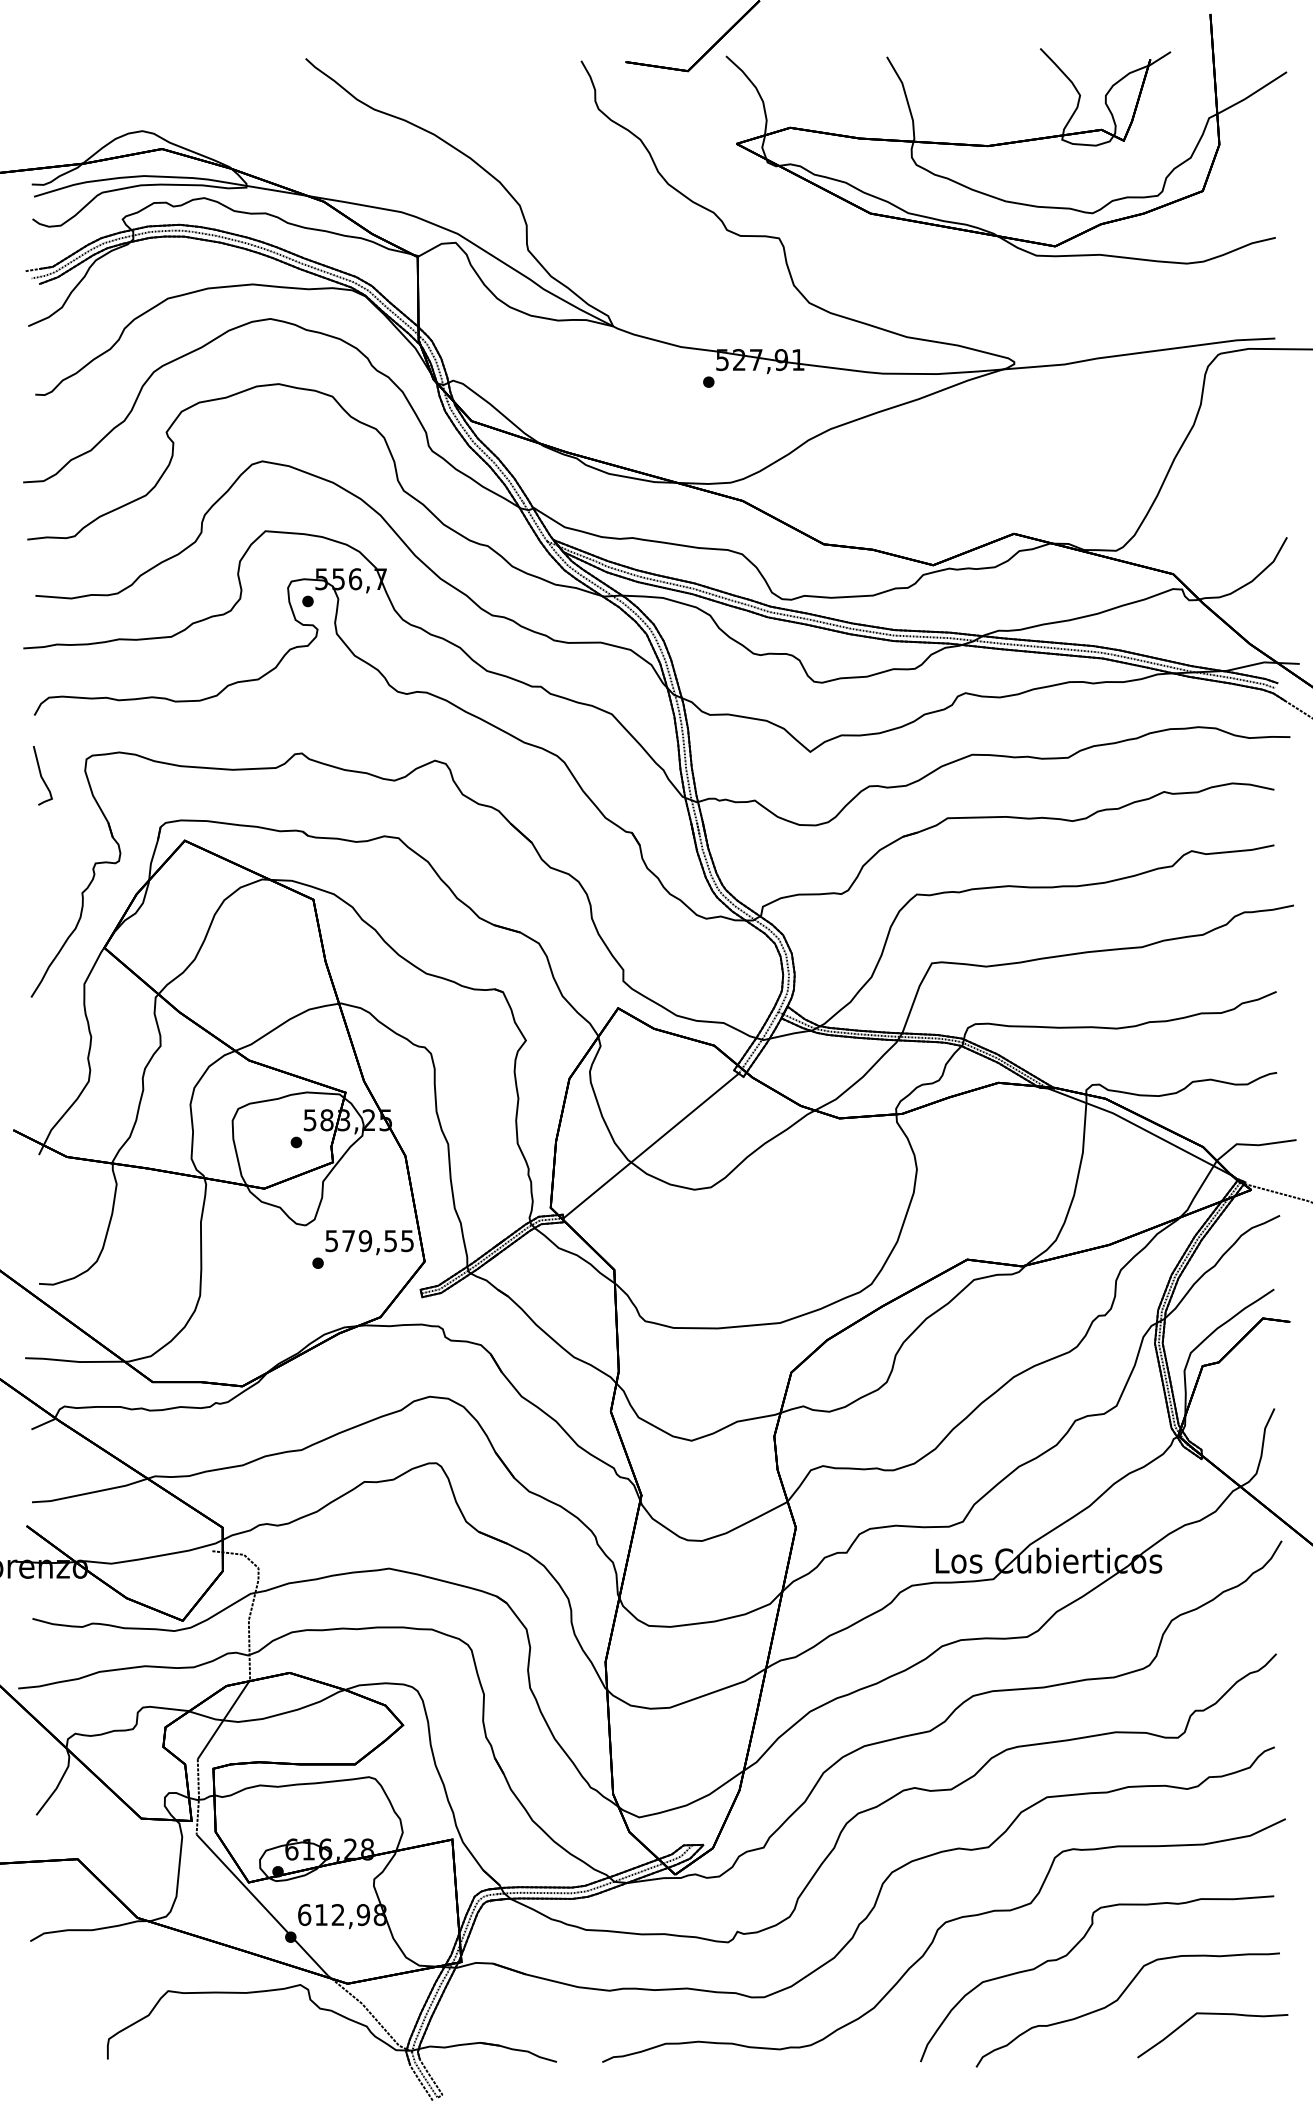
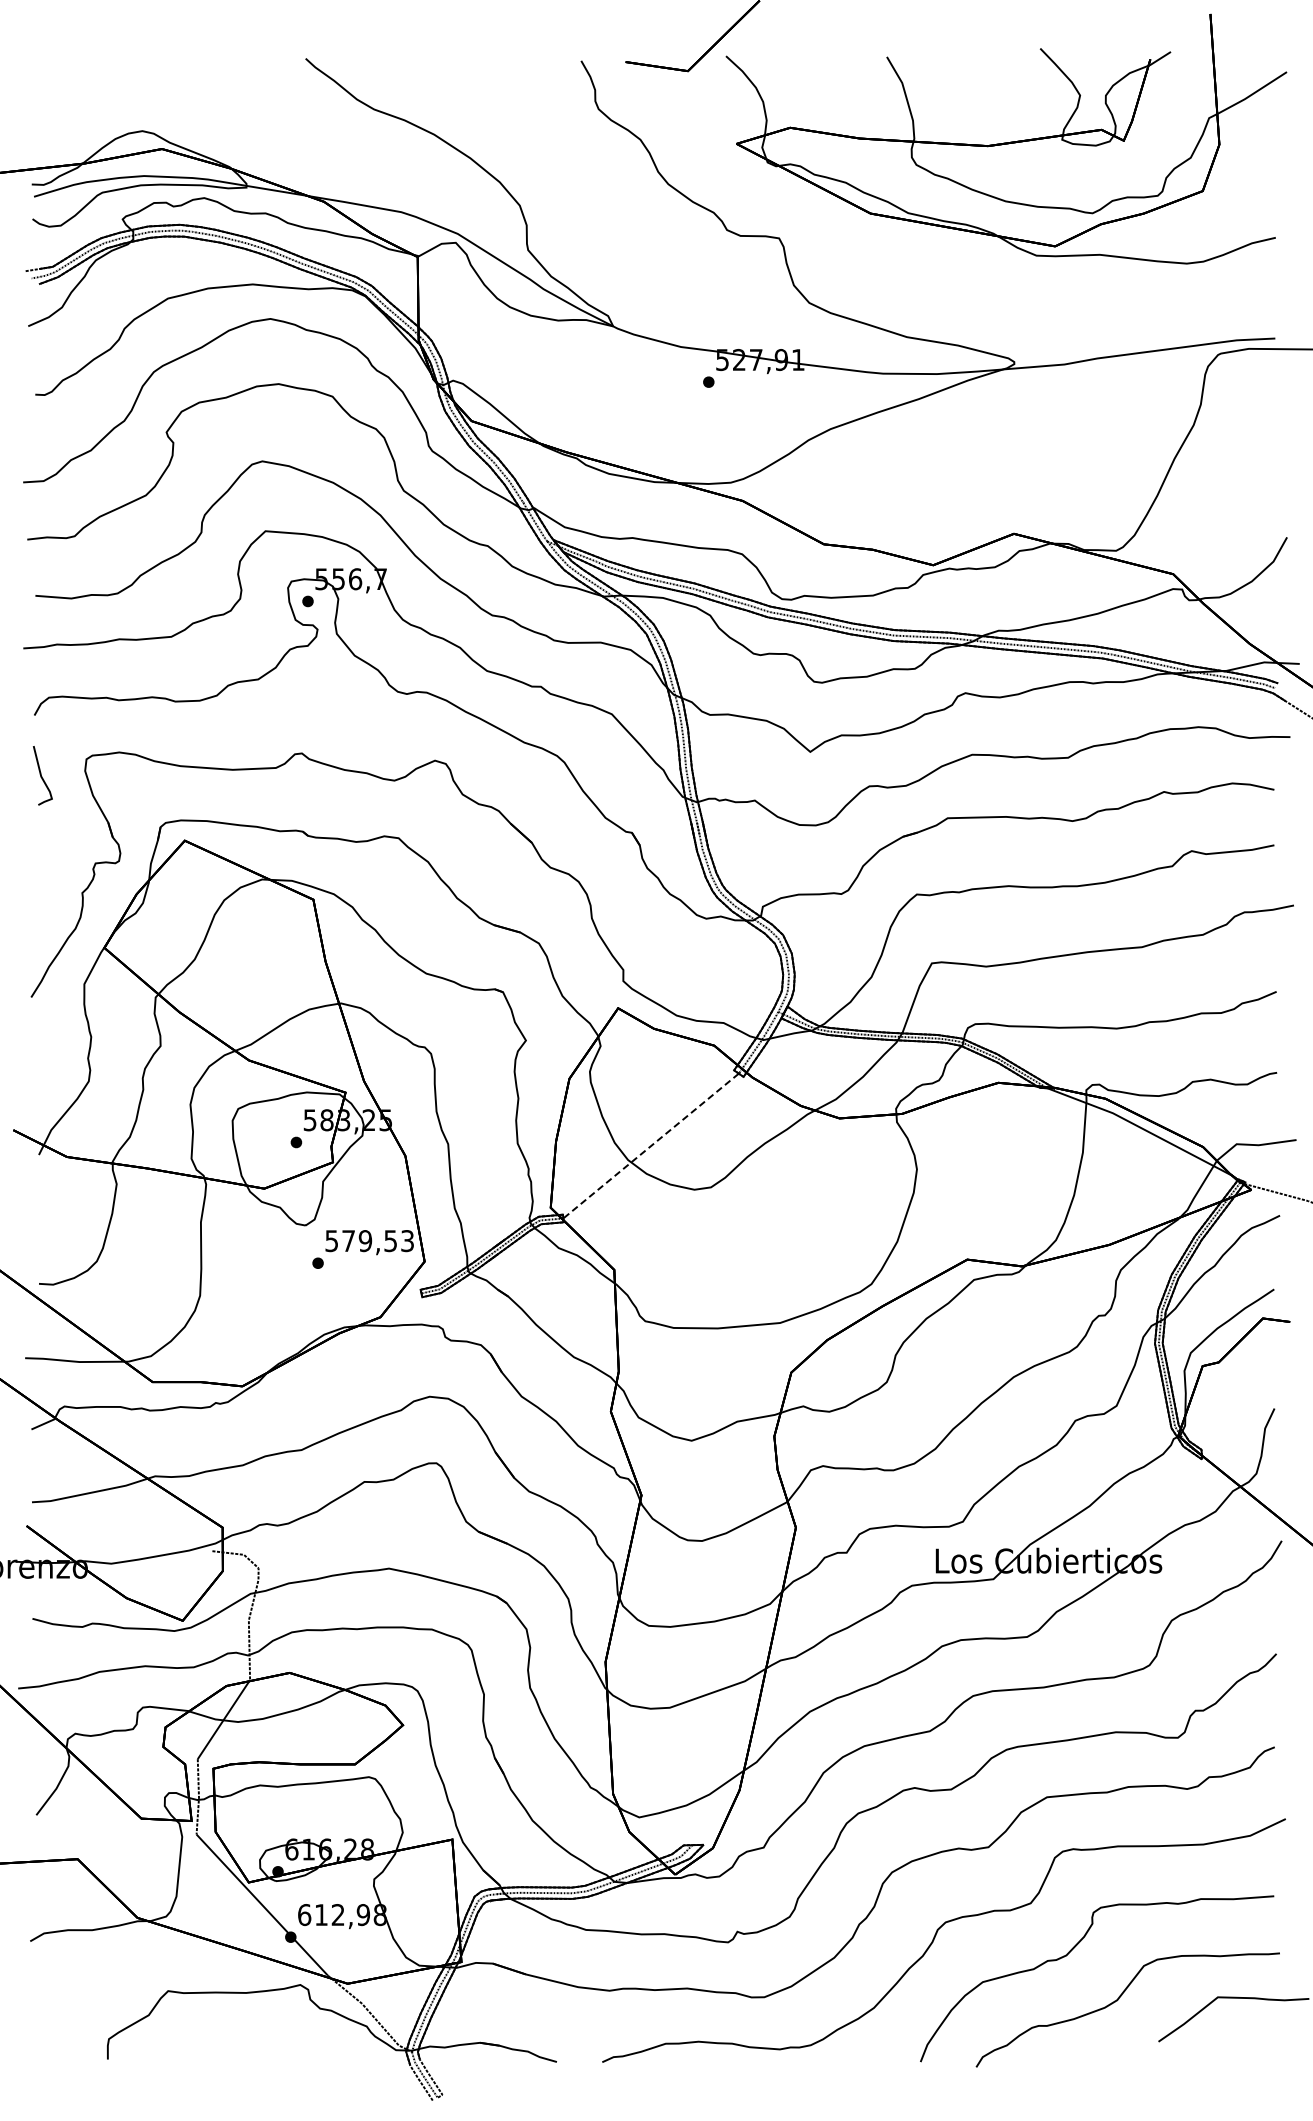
line: solid -> dashed (651, 1146)
text: 579,55 -> 579,53 (407, 1240)
curve position: (1212, 2014) -> (1233, 1998) (1233, 1998)
